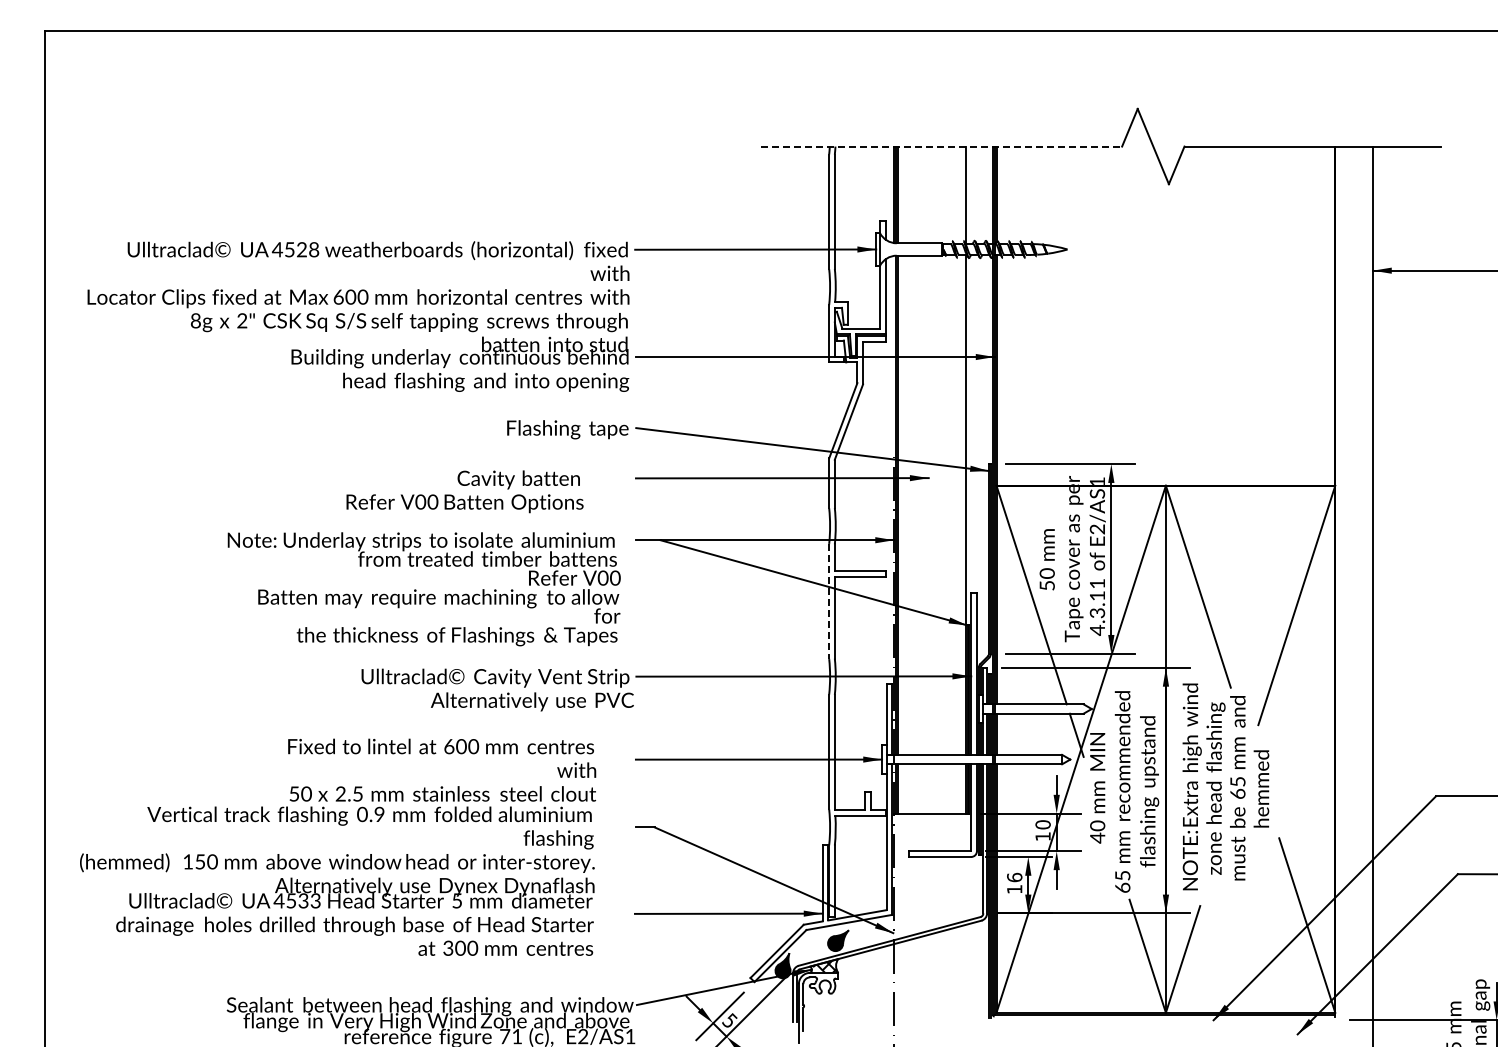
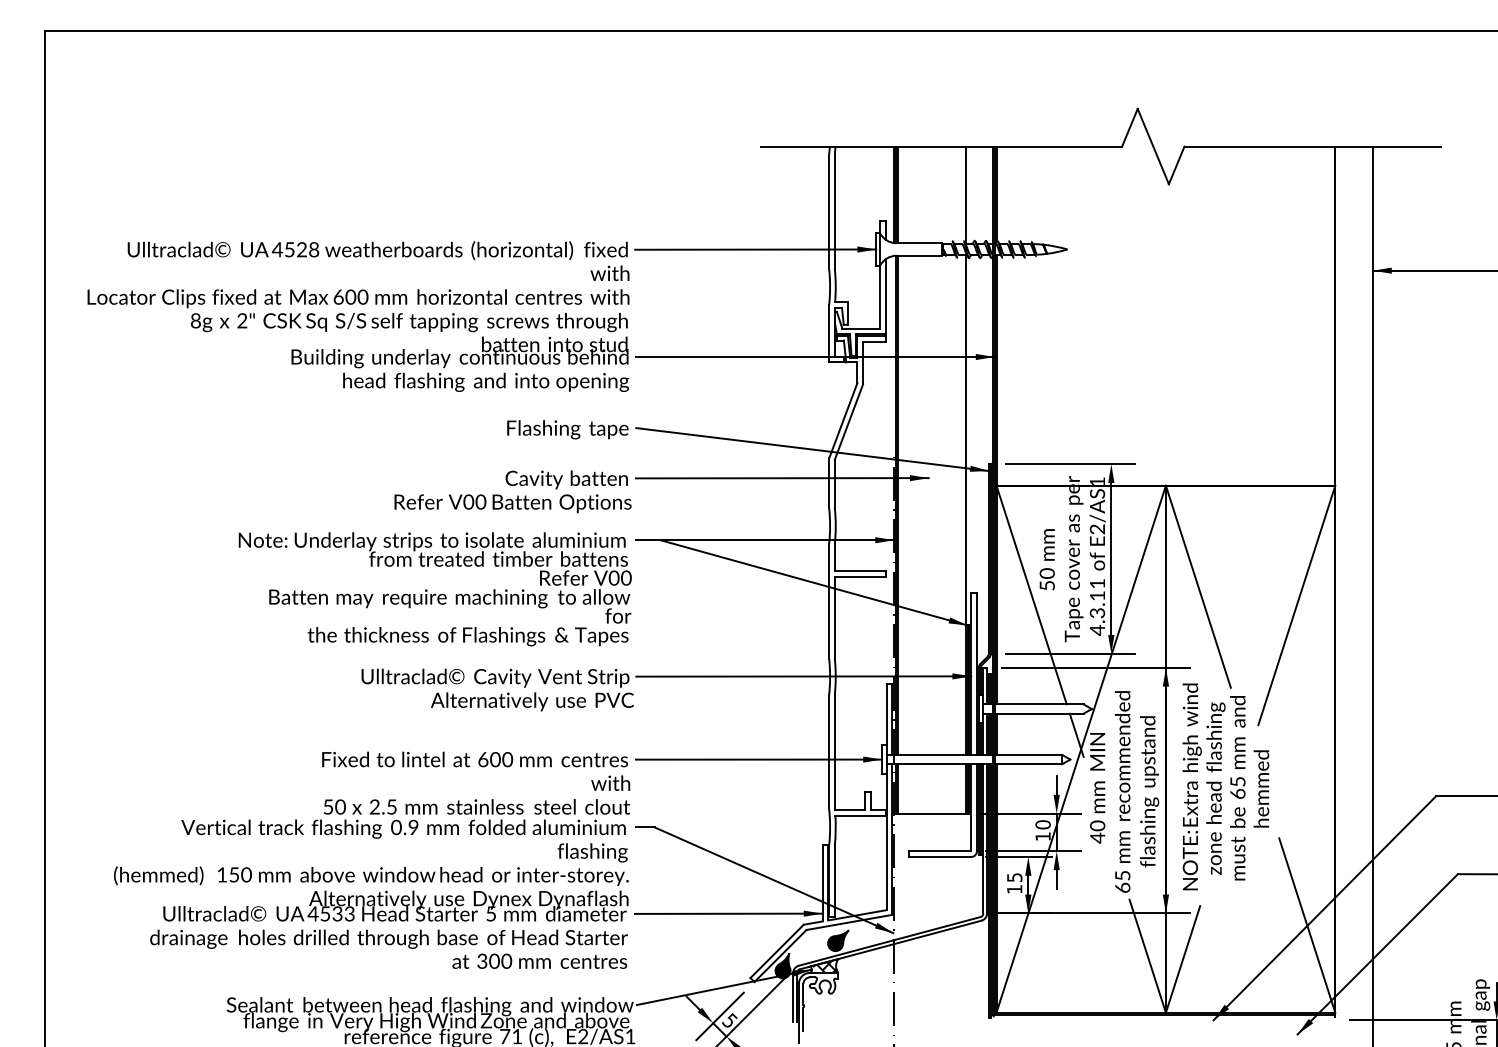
line: dashed -> solid (942, 146)
text position: (464, 491) -> (512, 491) (512, 491)
text position: (423, 589) -> (434, 589) (434, 589)
line: dashed -> solid (829, 601)
text position: (338, 846) -> (372, 859) (372, 859)
text: 16 -> 15 (1014, 877)
